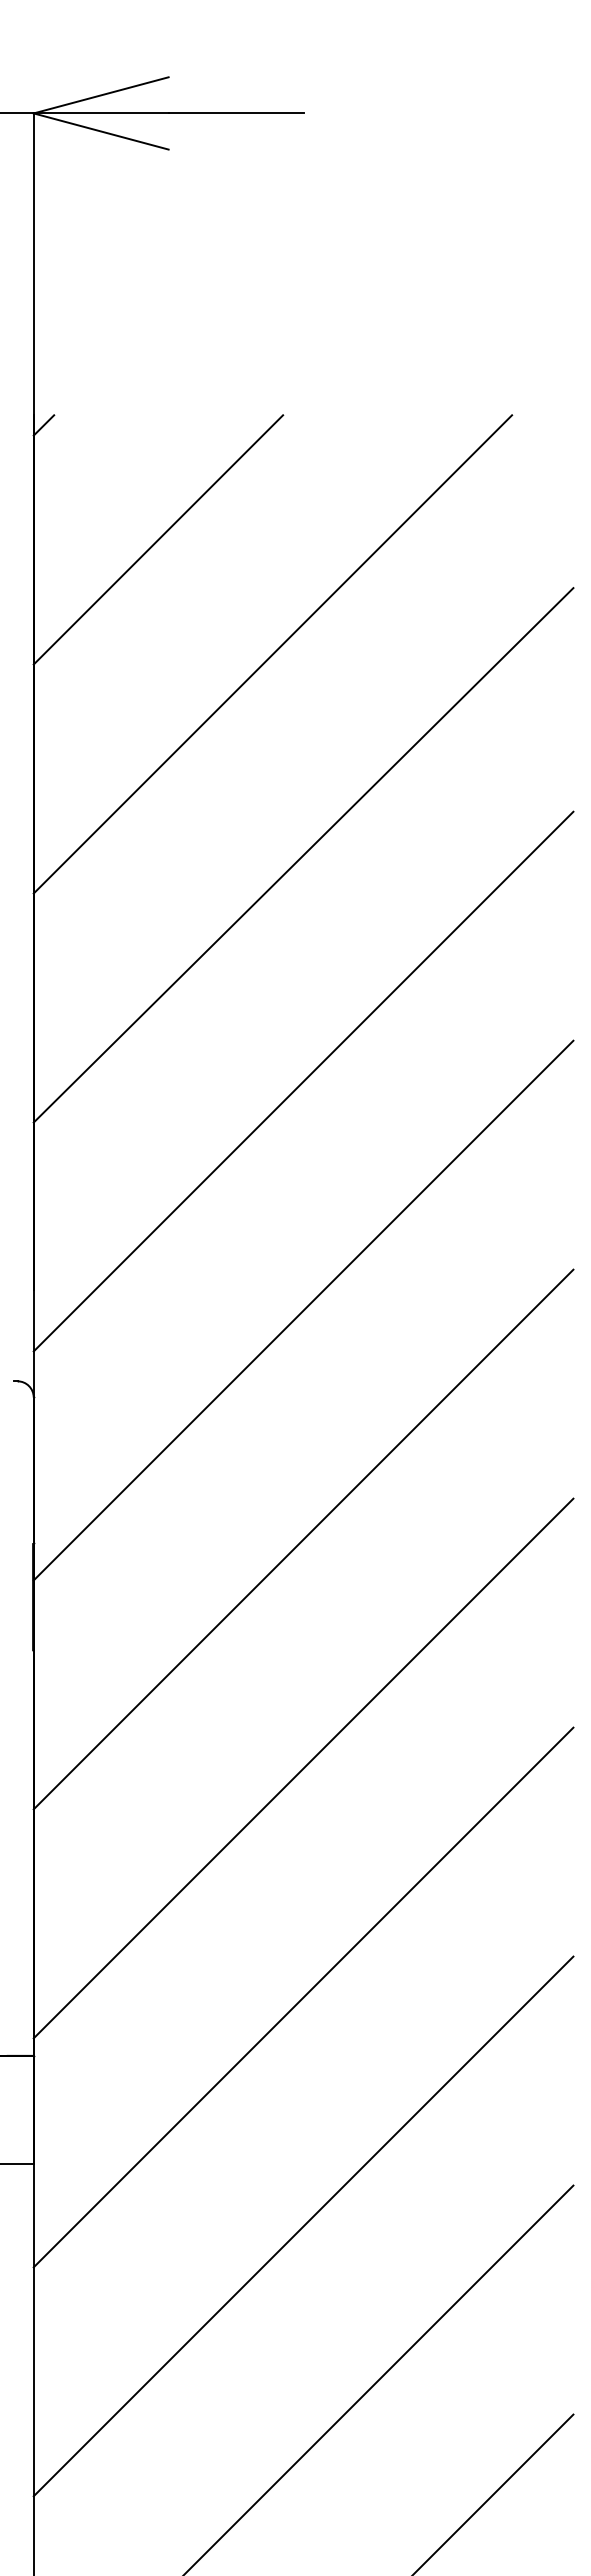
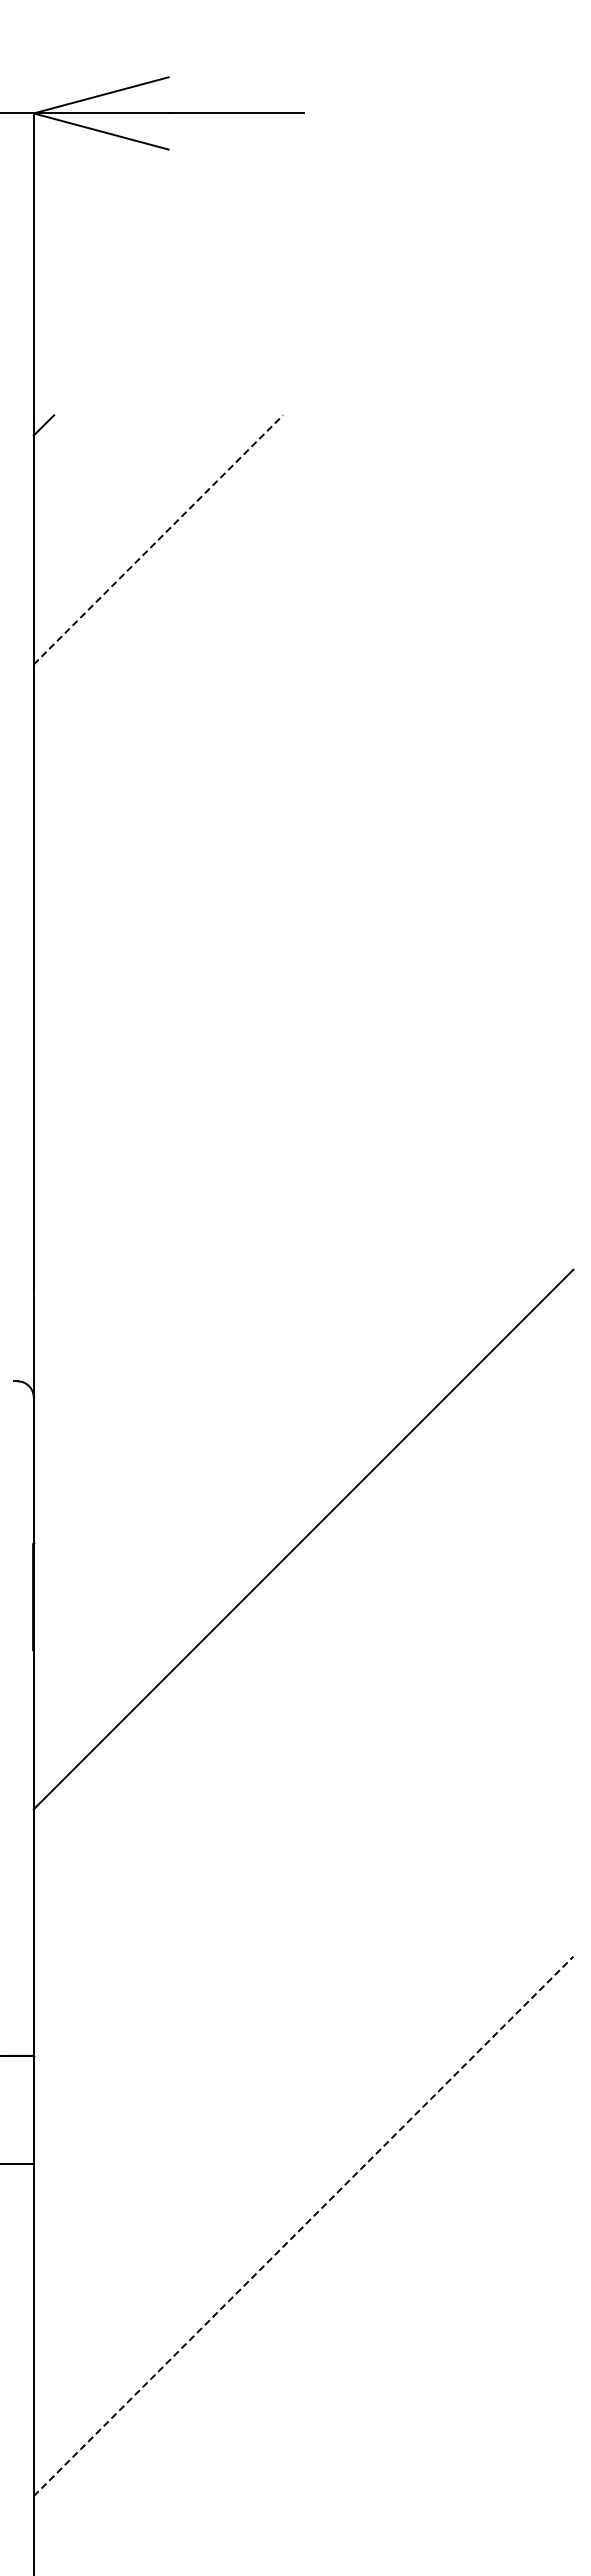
line: solid -> dashed (158, 539)
line: present -> none (272, 654)
line: present -> none (303, 855)
line: present -> none (303, 1081)
line: present -> none (303, 1310)
line: present -> none (303, 1768)
line: present -> none (303, 1997)
line: solid -> dashed (303, 2226)
line: present -> none (379, 2378)
line: present -> none (494, 2493)
